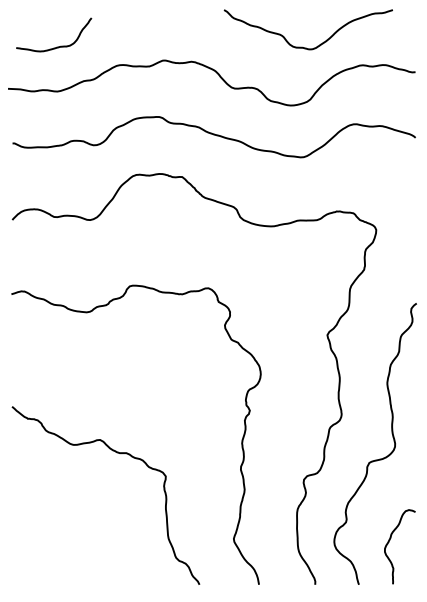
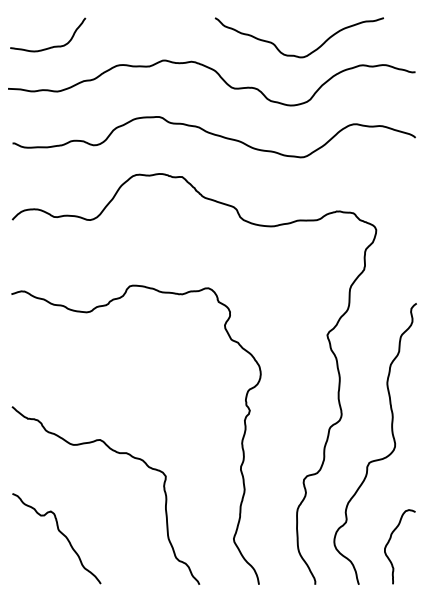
curve position: (56, 46) -> (50, 46) (50, 46)
curve position: (302, 46) -> (293, 54) (293, 54)
curve: none -> present (60, 533)
